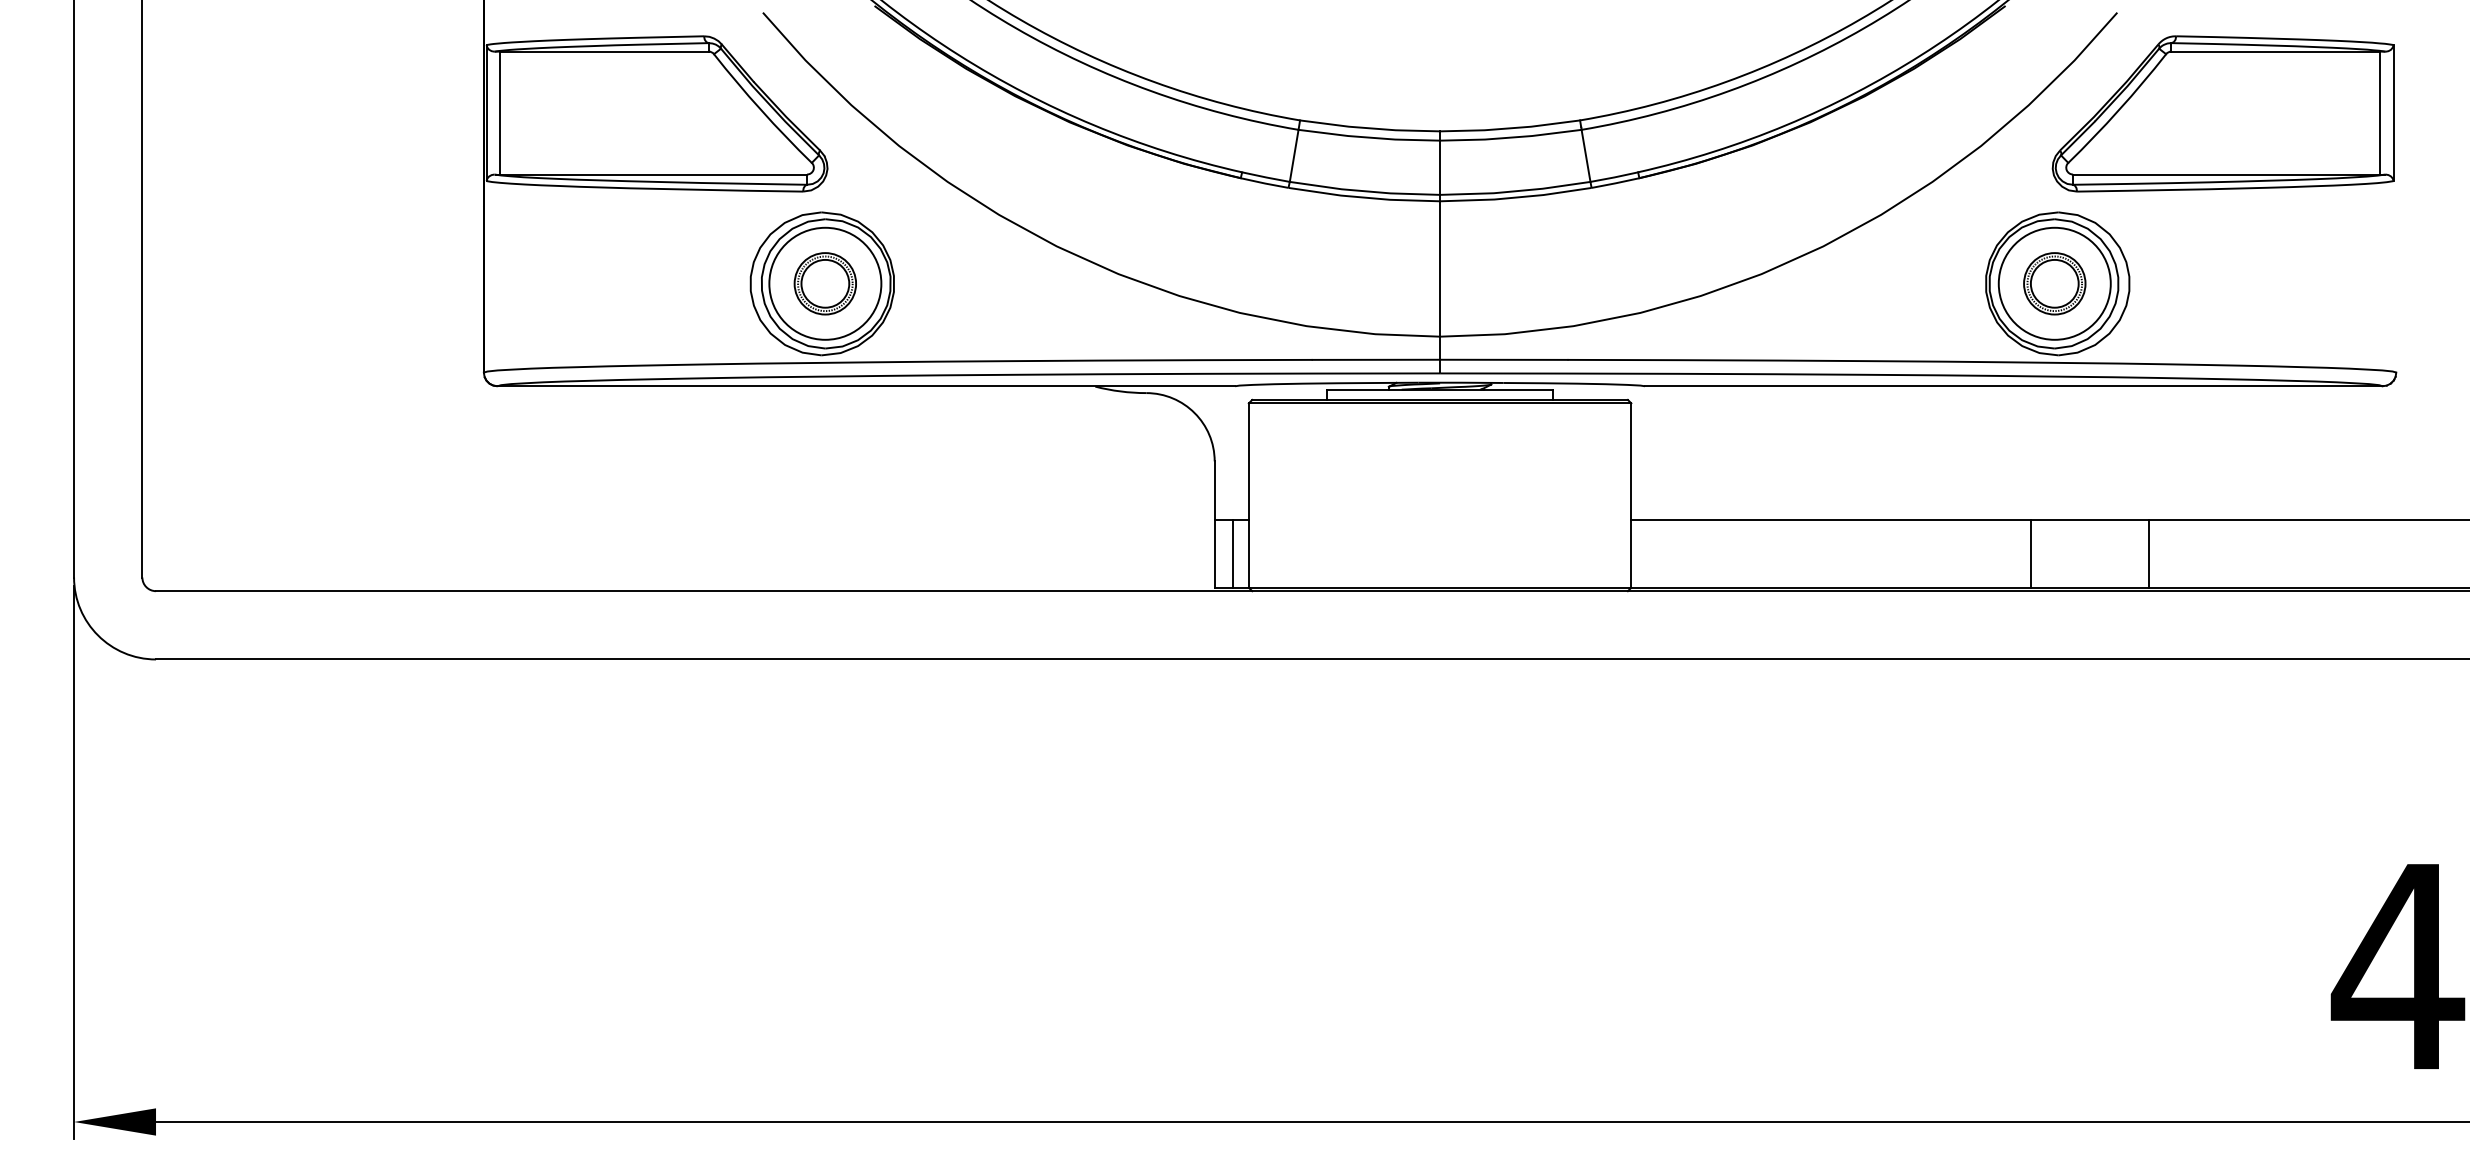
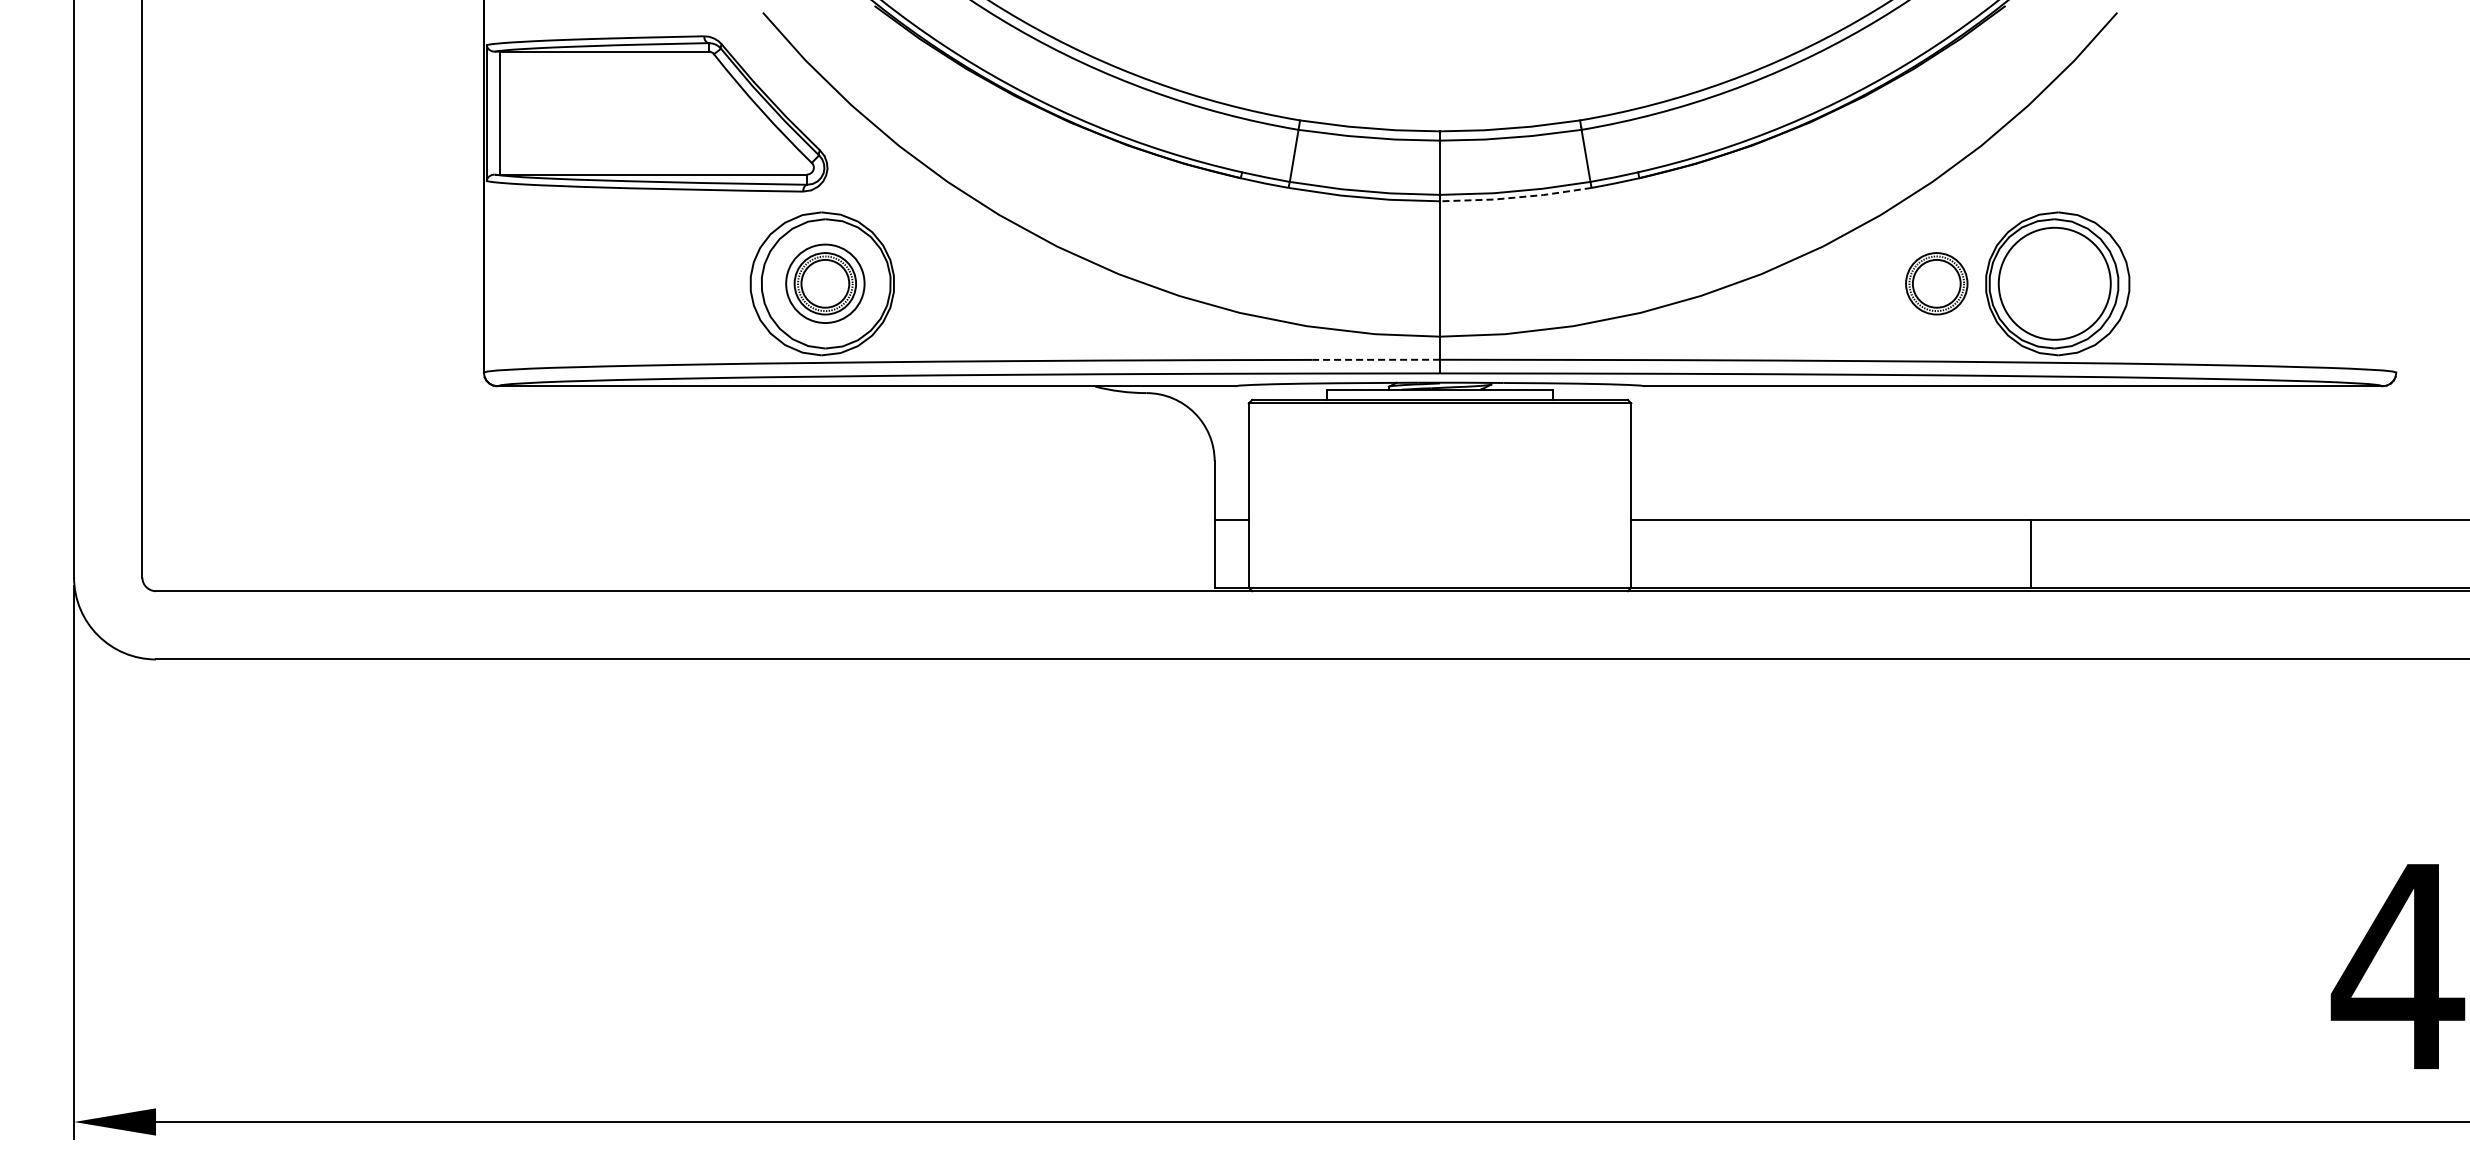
part: present -> none (2222, 113)
line: solid -> dashed (1516, 197)
circle diameter: 112 px -> 78 px (825, 283)
part position: (2054, 283) -> (1936, 283) (1936, 283)
line: solid -> dashed (1376, 359)
line: present -> none (1232, 554)
line: present -> none (2149, 554)
